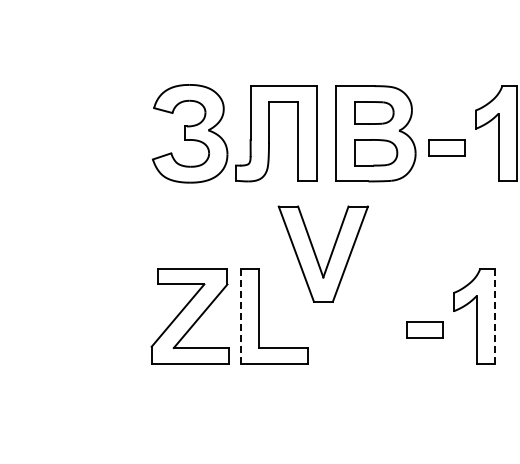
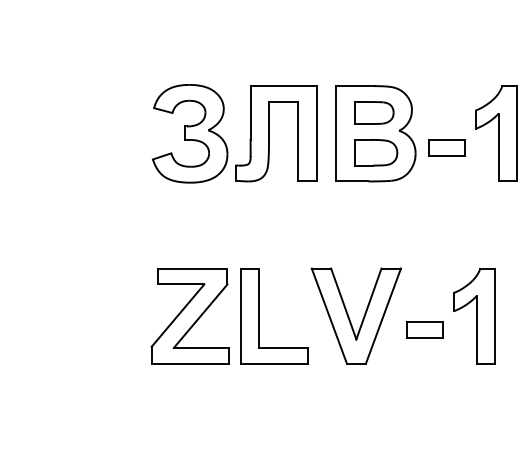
part position: (316, 254) -> (349, 316) (349, 316)
line: dashed -> solid (240, 316)
line: dashed -> solid (495, 316)
